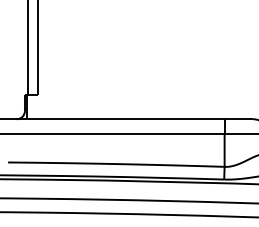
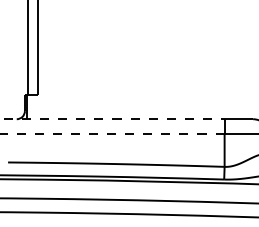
line: solid -> dashed (112, 119)
line: solid -> dashed (111, 134)
